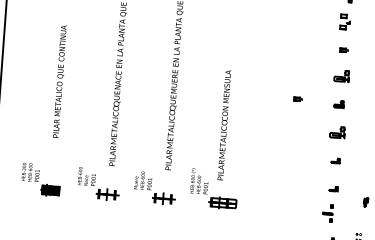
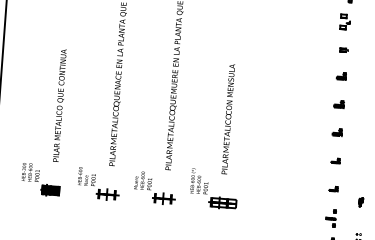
part size: 17x13 px -> 12x9 px (340, 76)
text position: (59, 81) -> (59, 105) (59, 105)
part: present -> none (297, 98)
text position: (223, 125) -> (227, 119) (227, 119)
part size: 17x14 px -> 12x9 px (336, 132)
part position: (366, 202) -> (361, 202) (361, 202)
part position: (327, 213) -> (330, 218) (330, 218)
